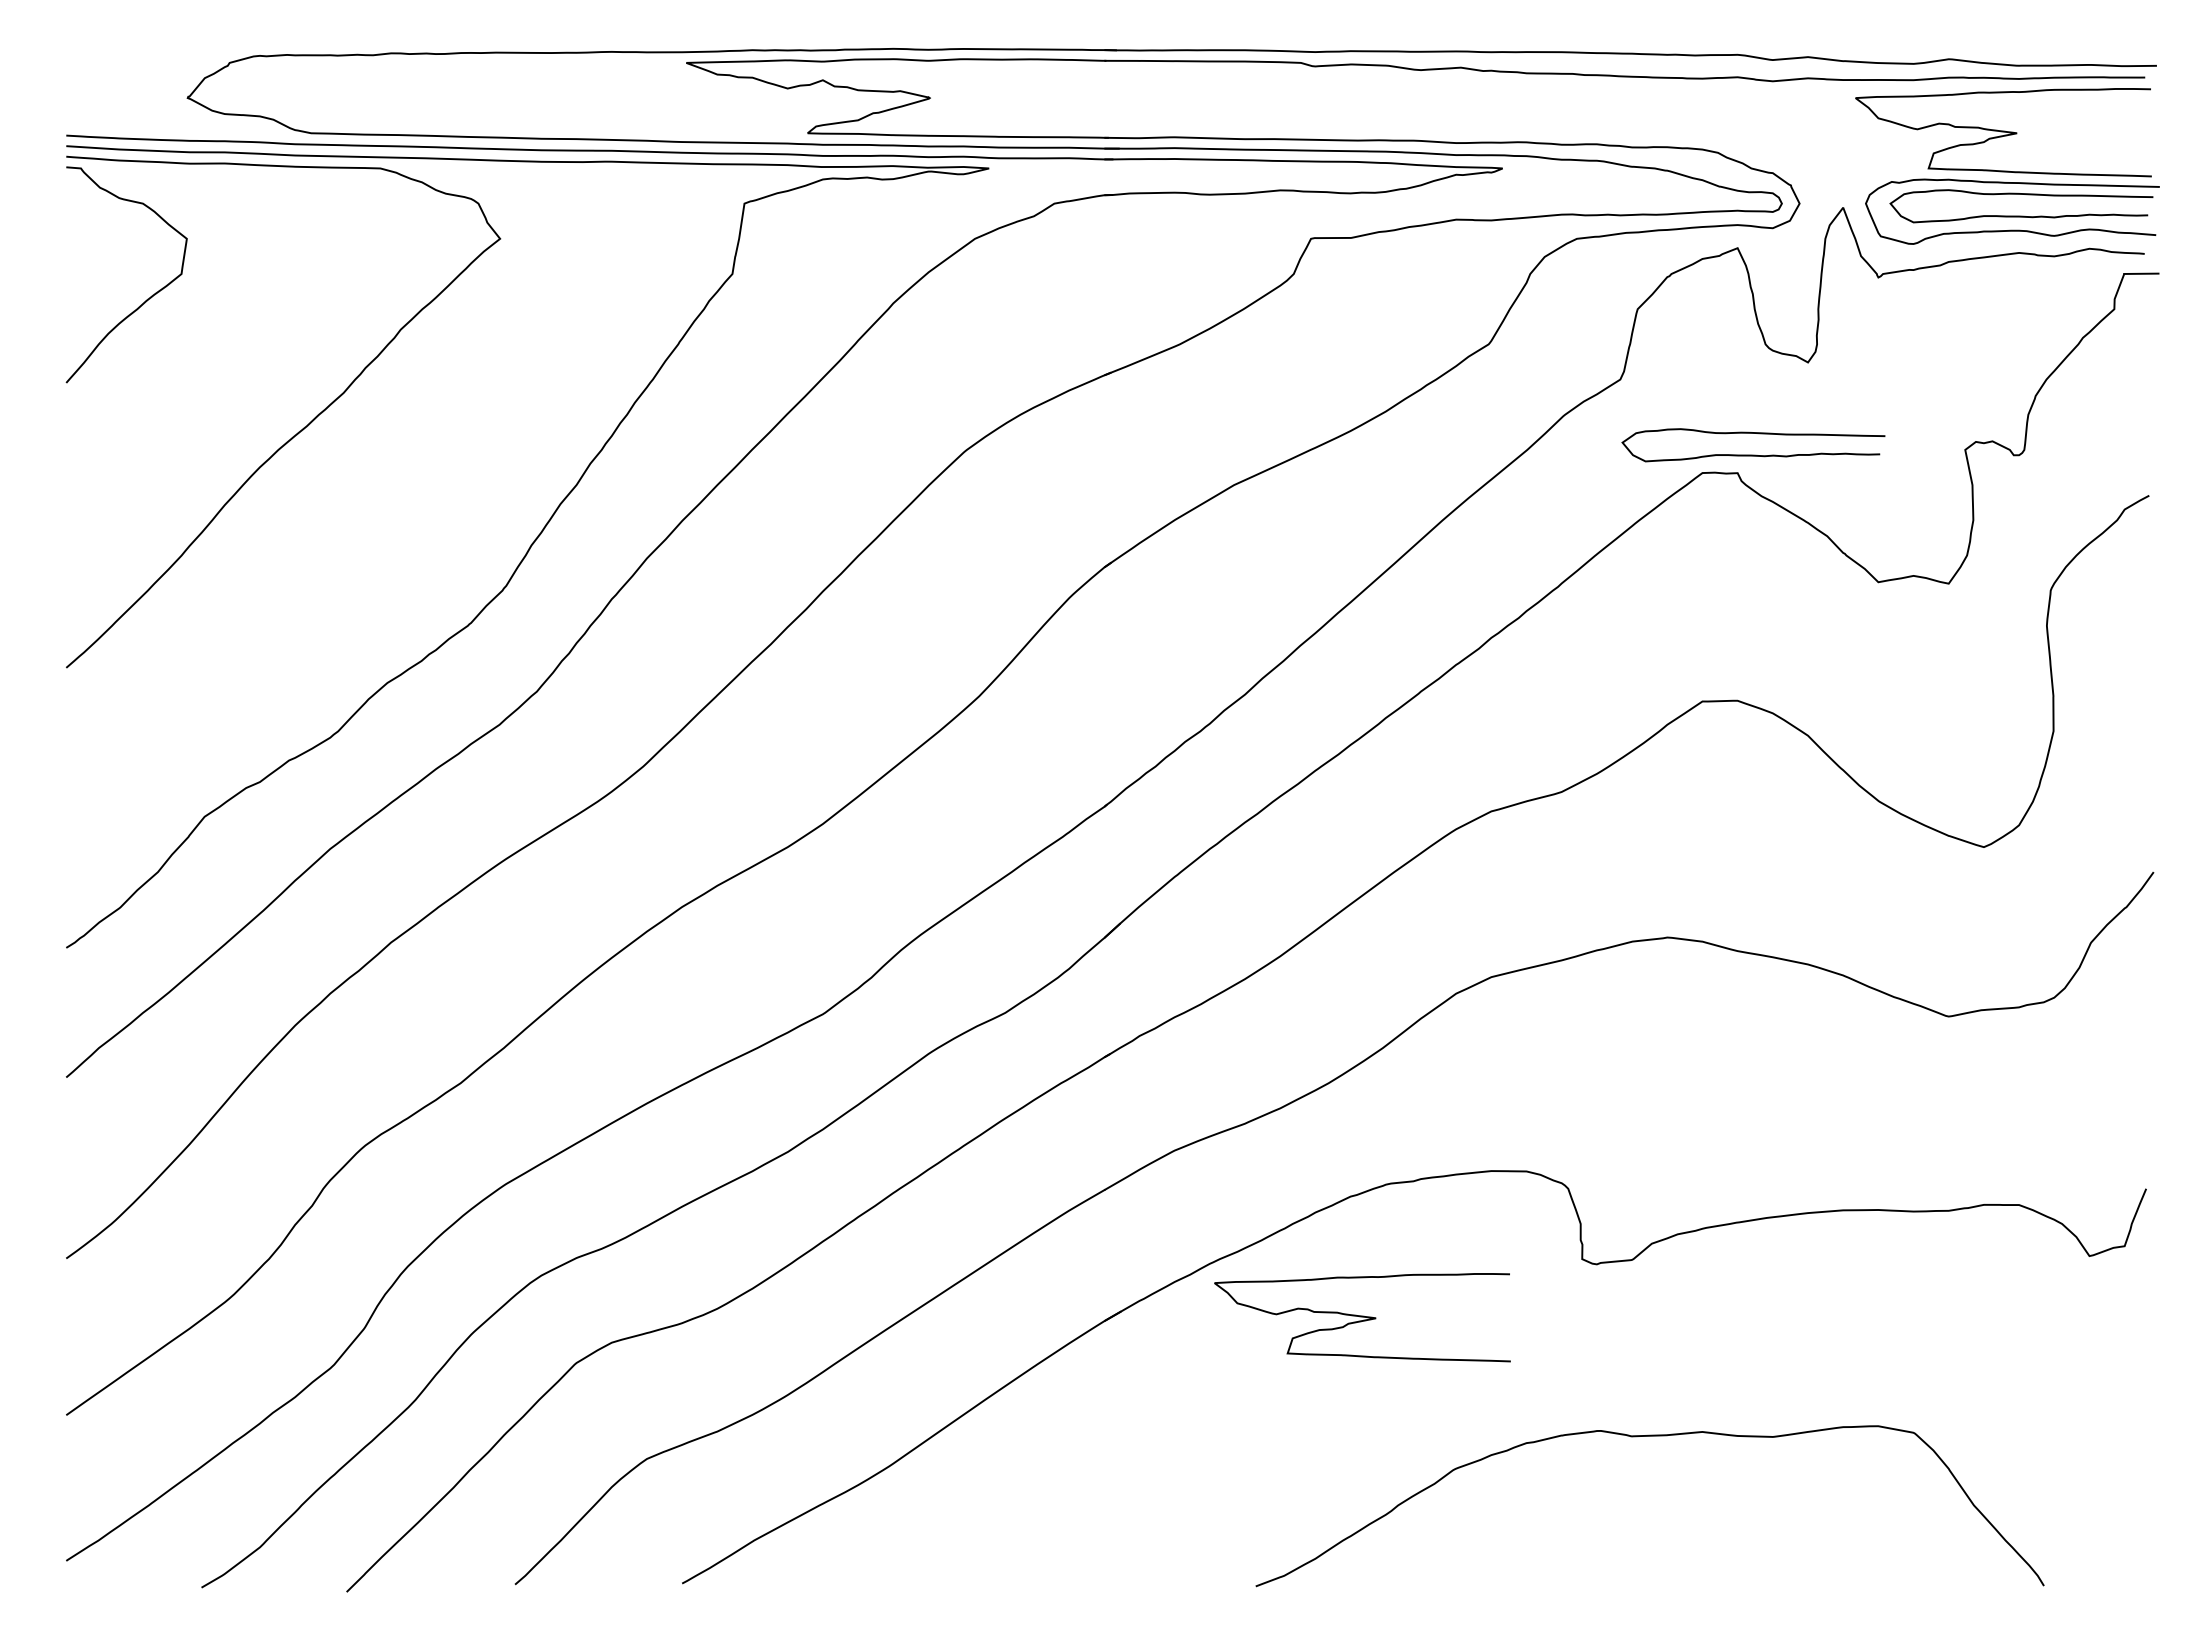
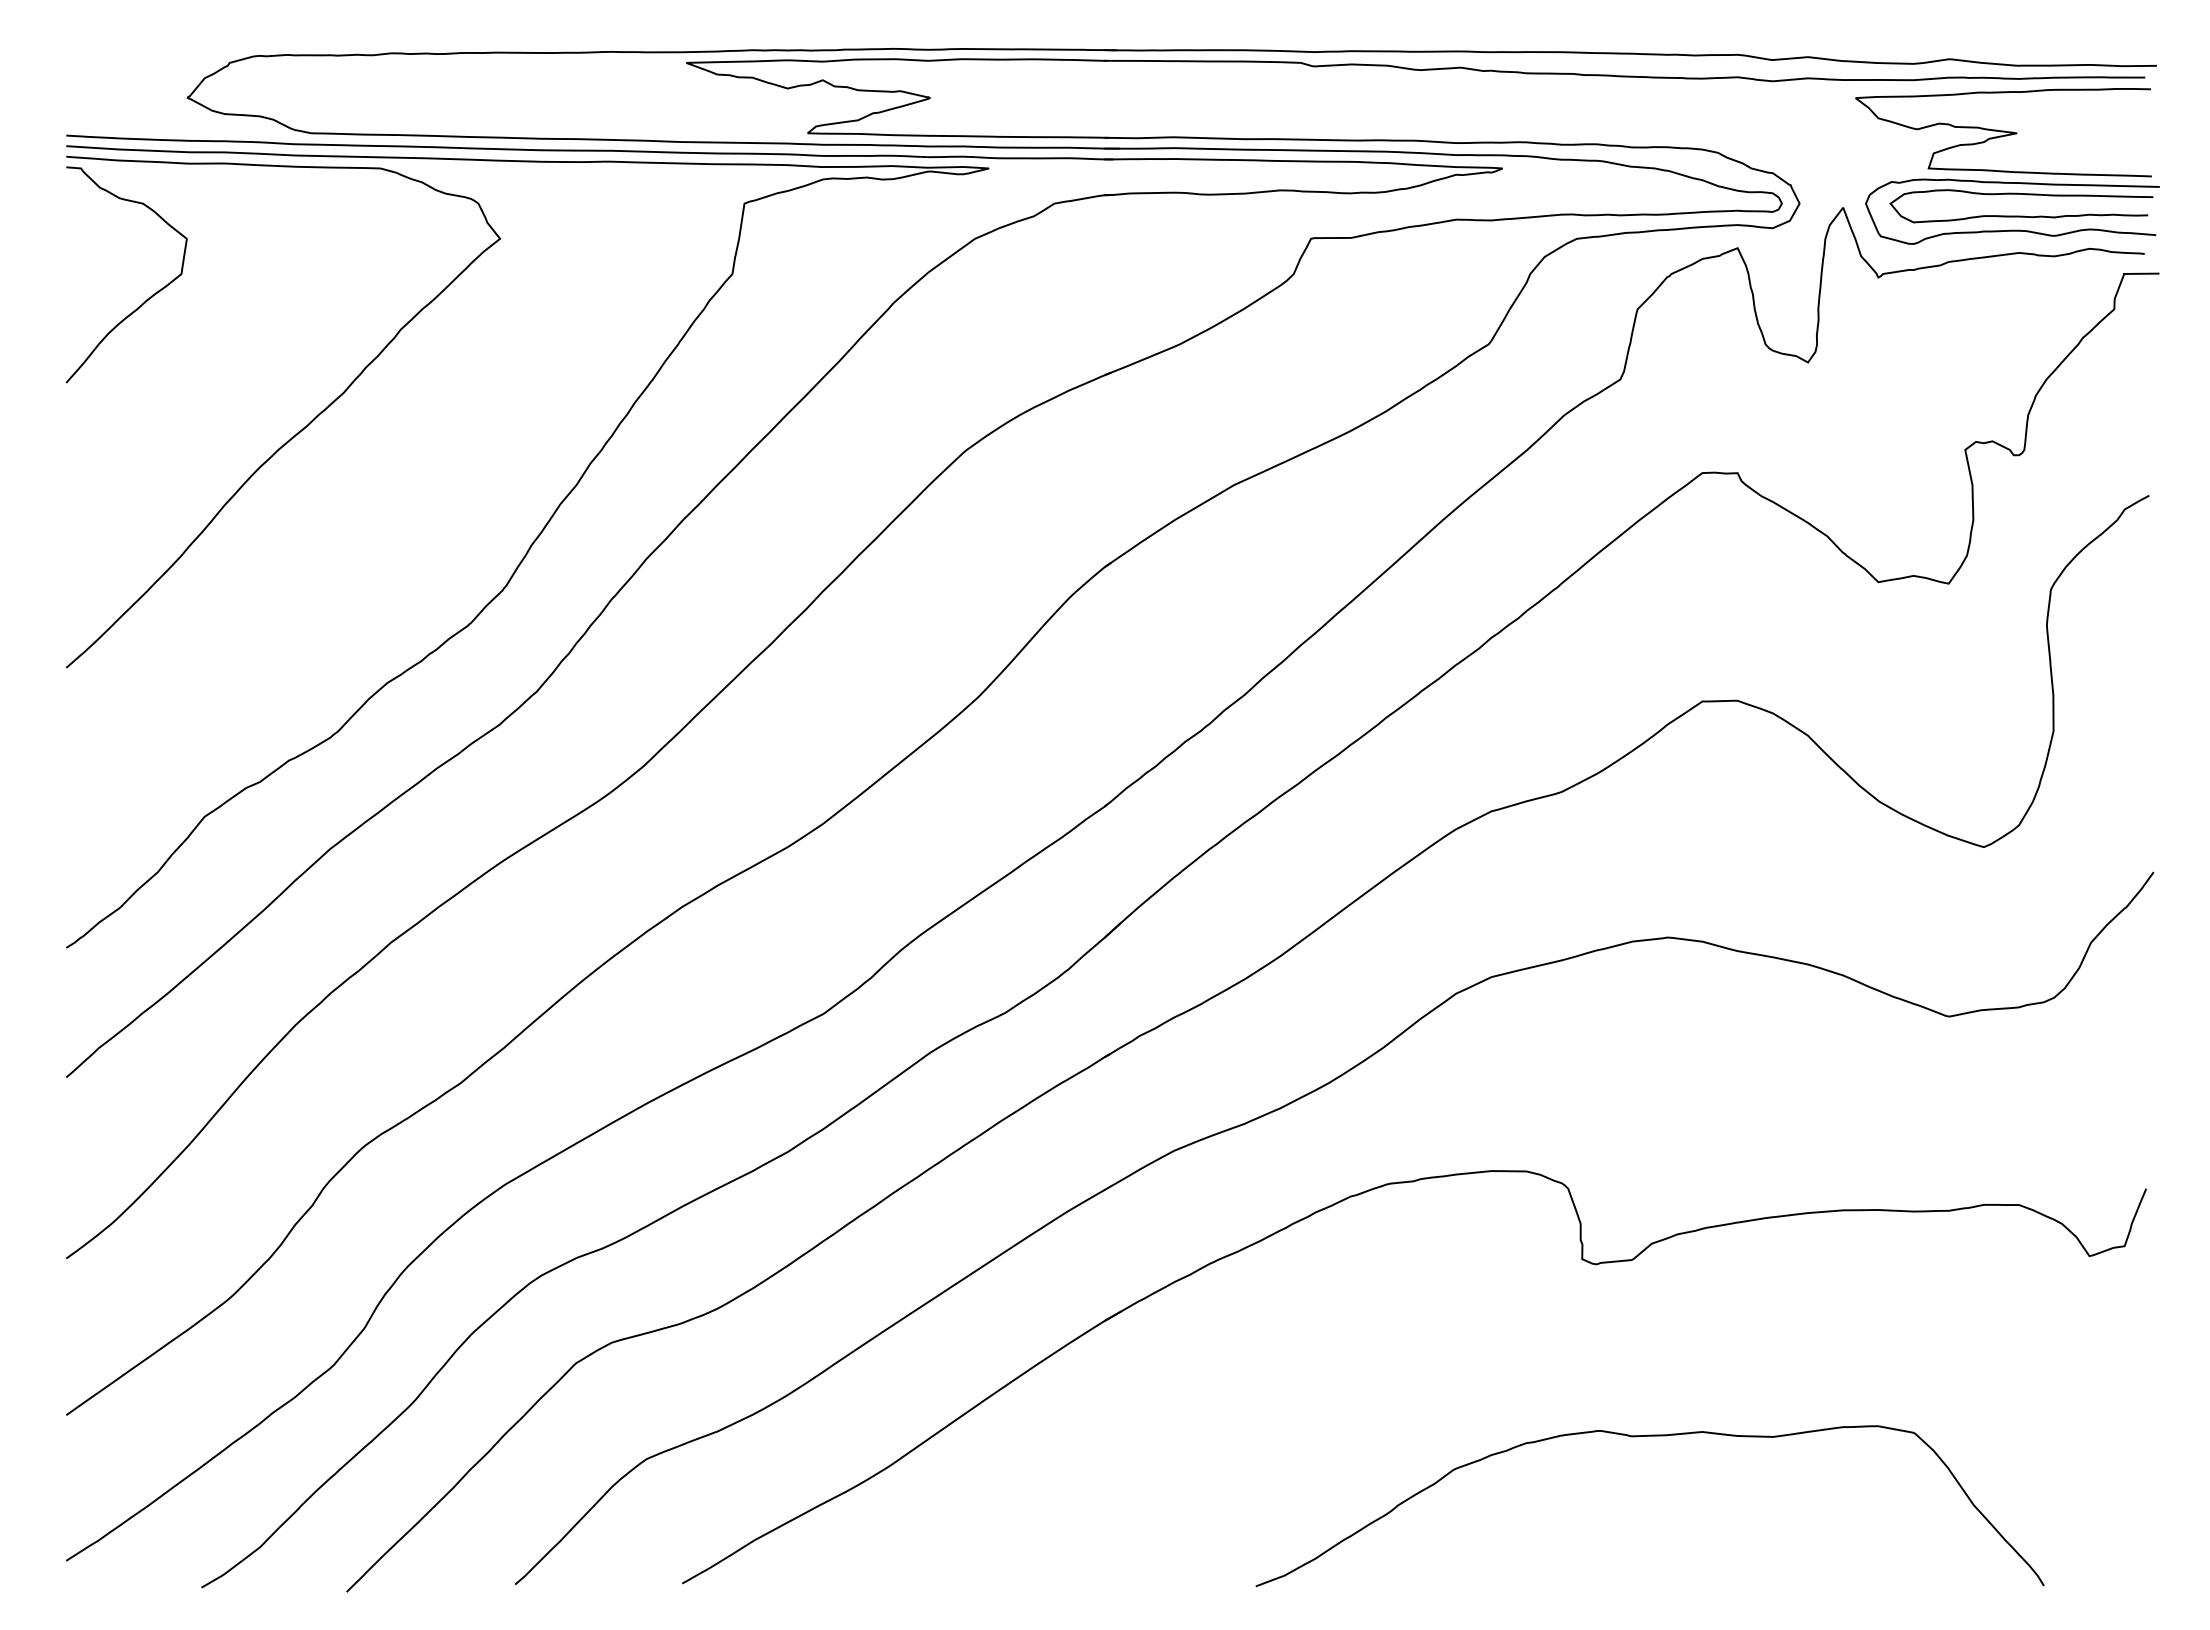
curve: present -> none (1753, 454)
curve: present -> none (1362, 1317)
